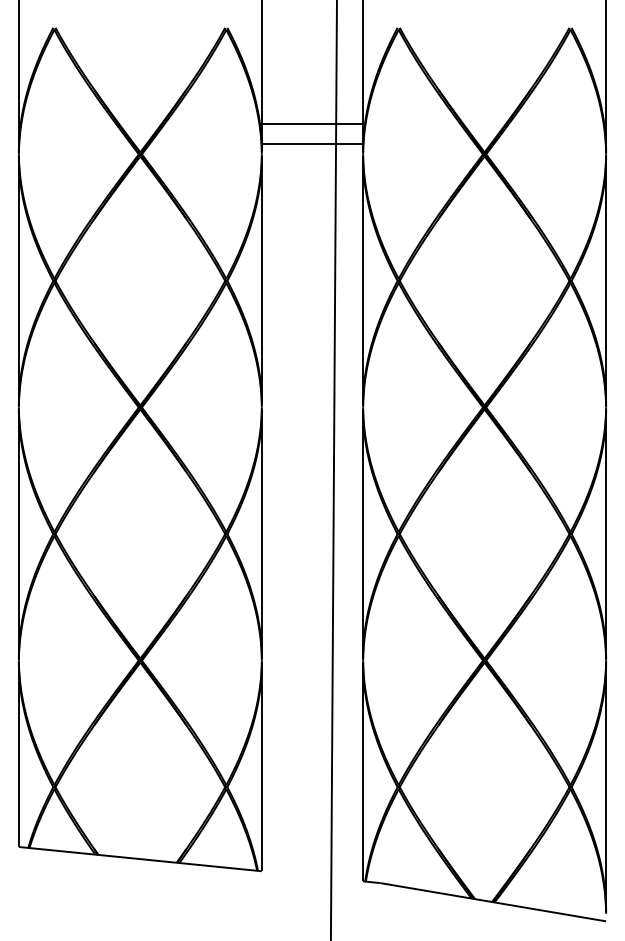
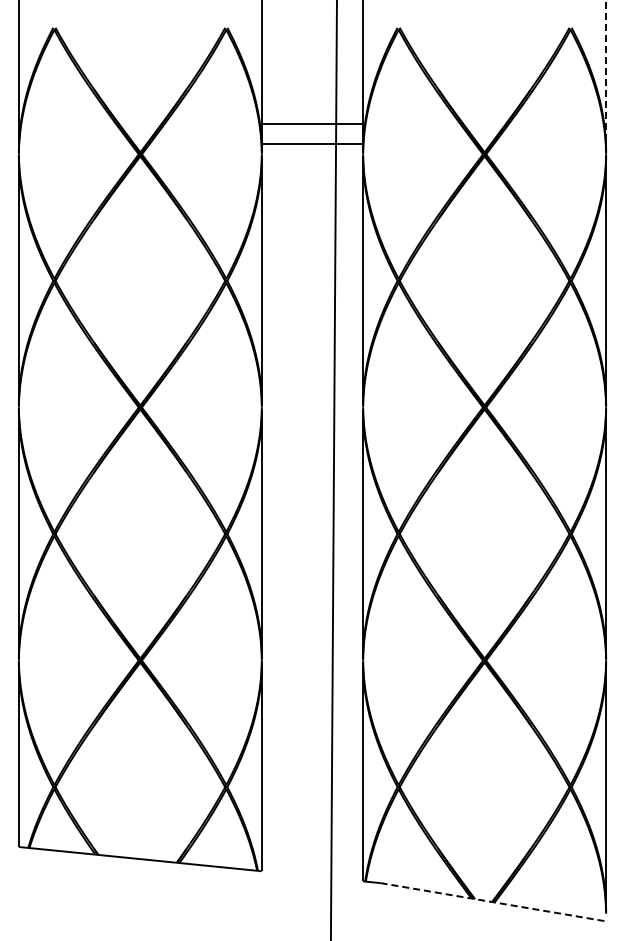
line: solid -> dashed (606, 76)
line: solid -> dashed (493, 902)
